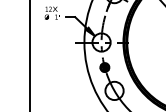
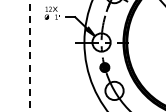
line: solid -> dashed (29, 55)
